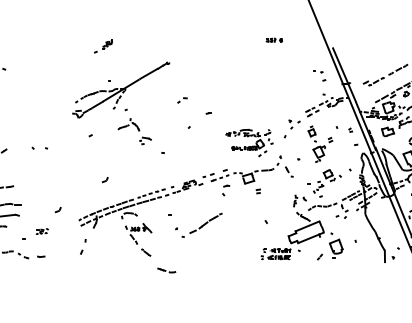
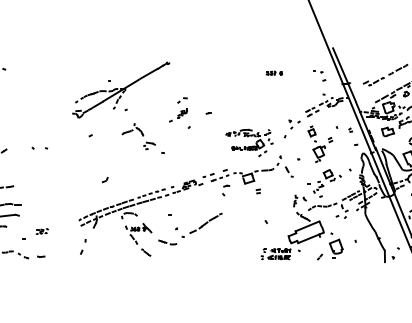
part position: (273, 39) -> (273, 72) (273, 72)
part position: (103, 46) -> (178, 115) (178, 115)
part position: (134, 131) -> (138, 136) (138, 136)
part: present -> none (57, 210)
part position: (166, 270) -> (167, 242) (167, 242)
